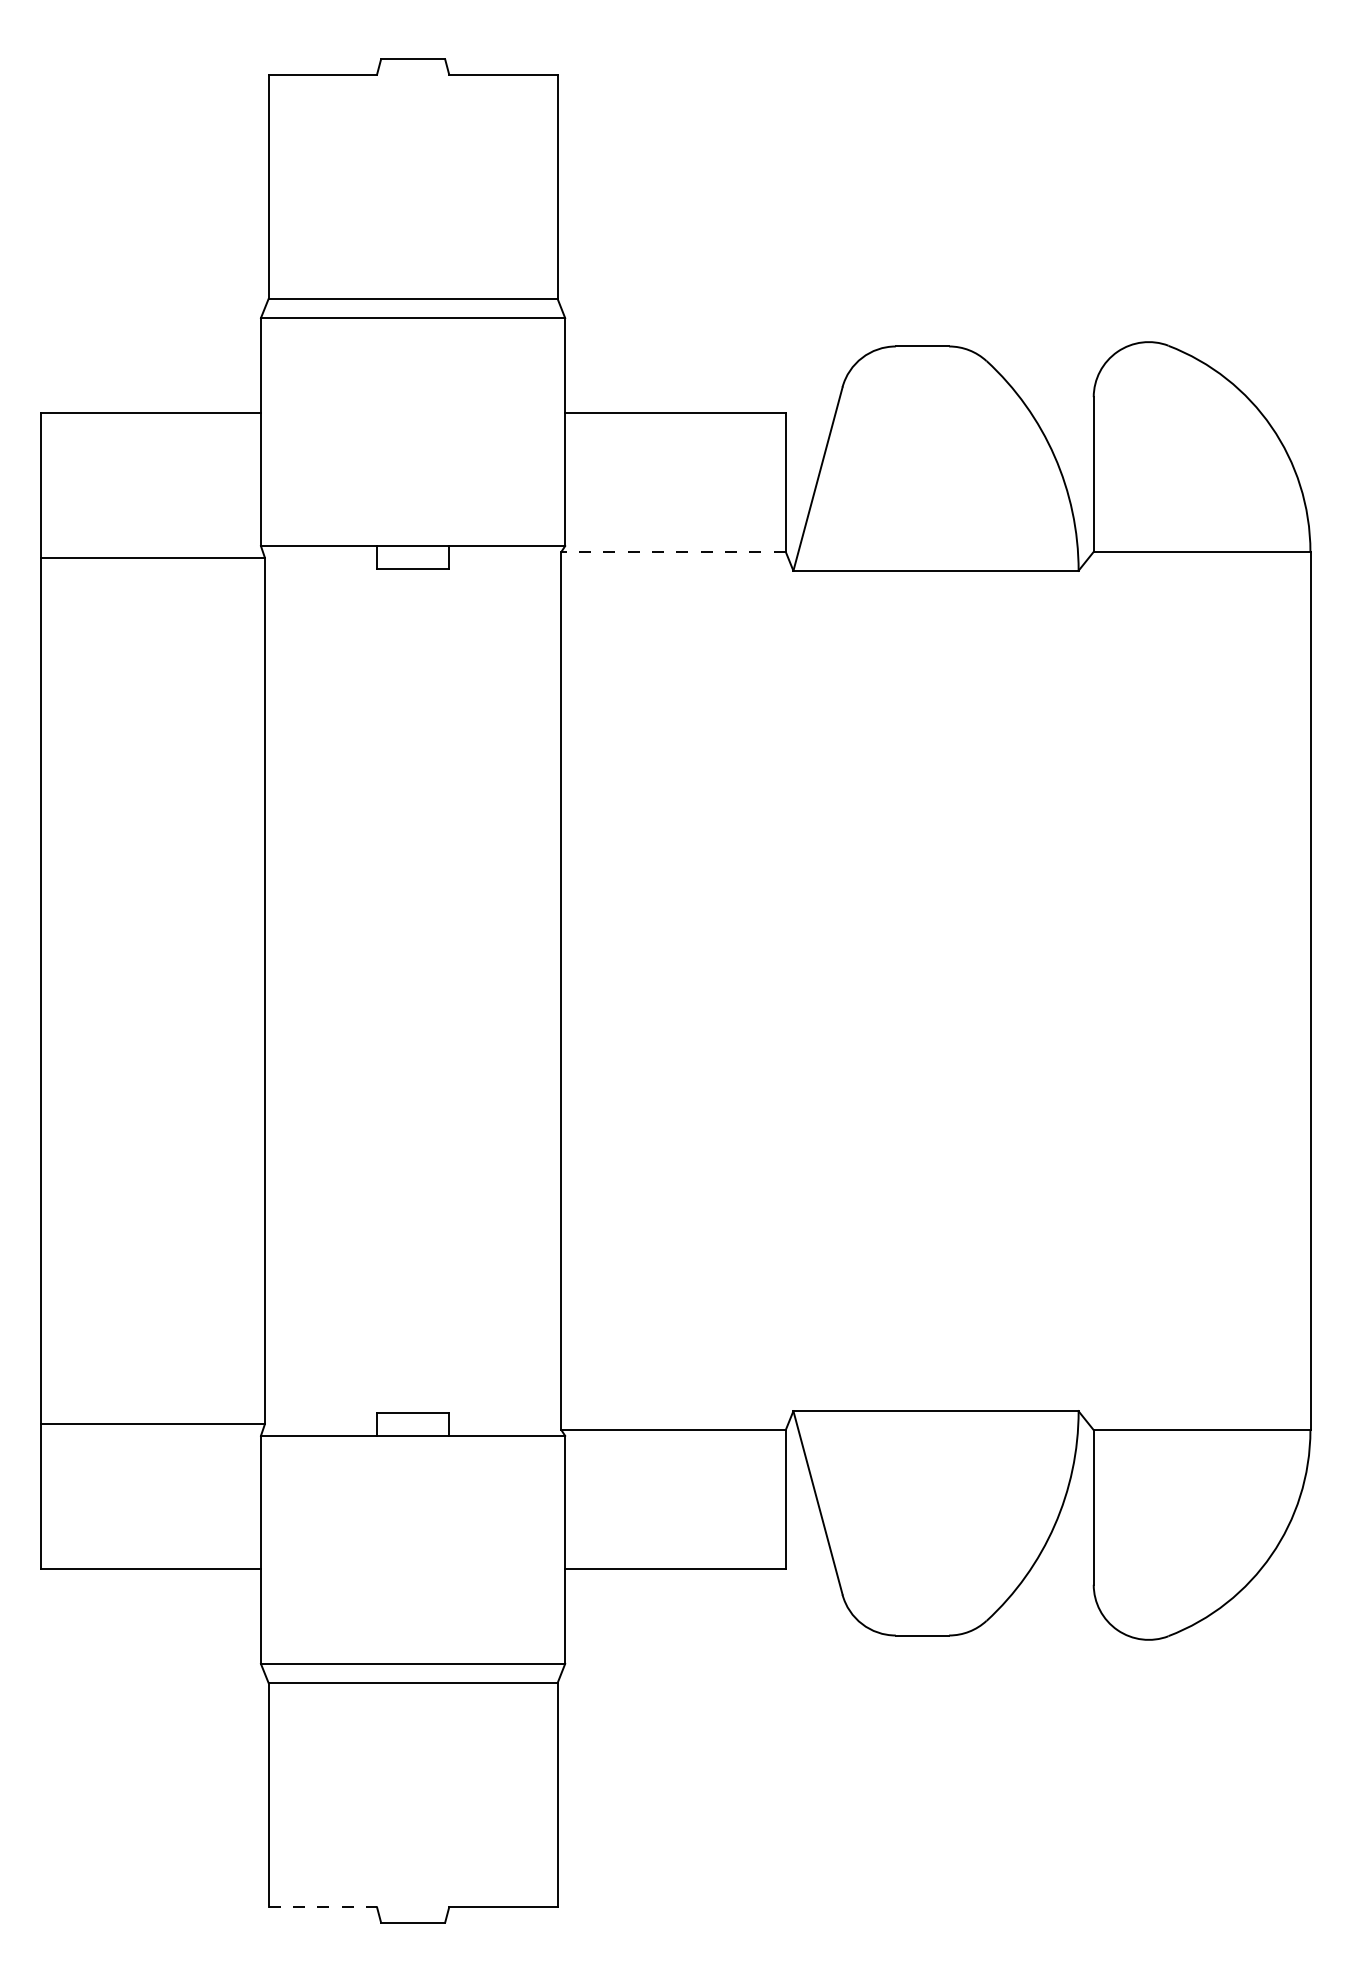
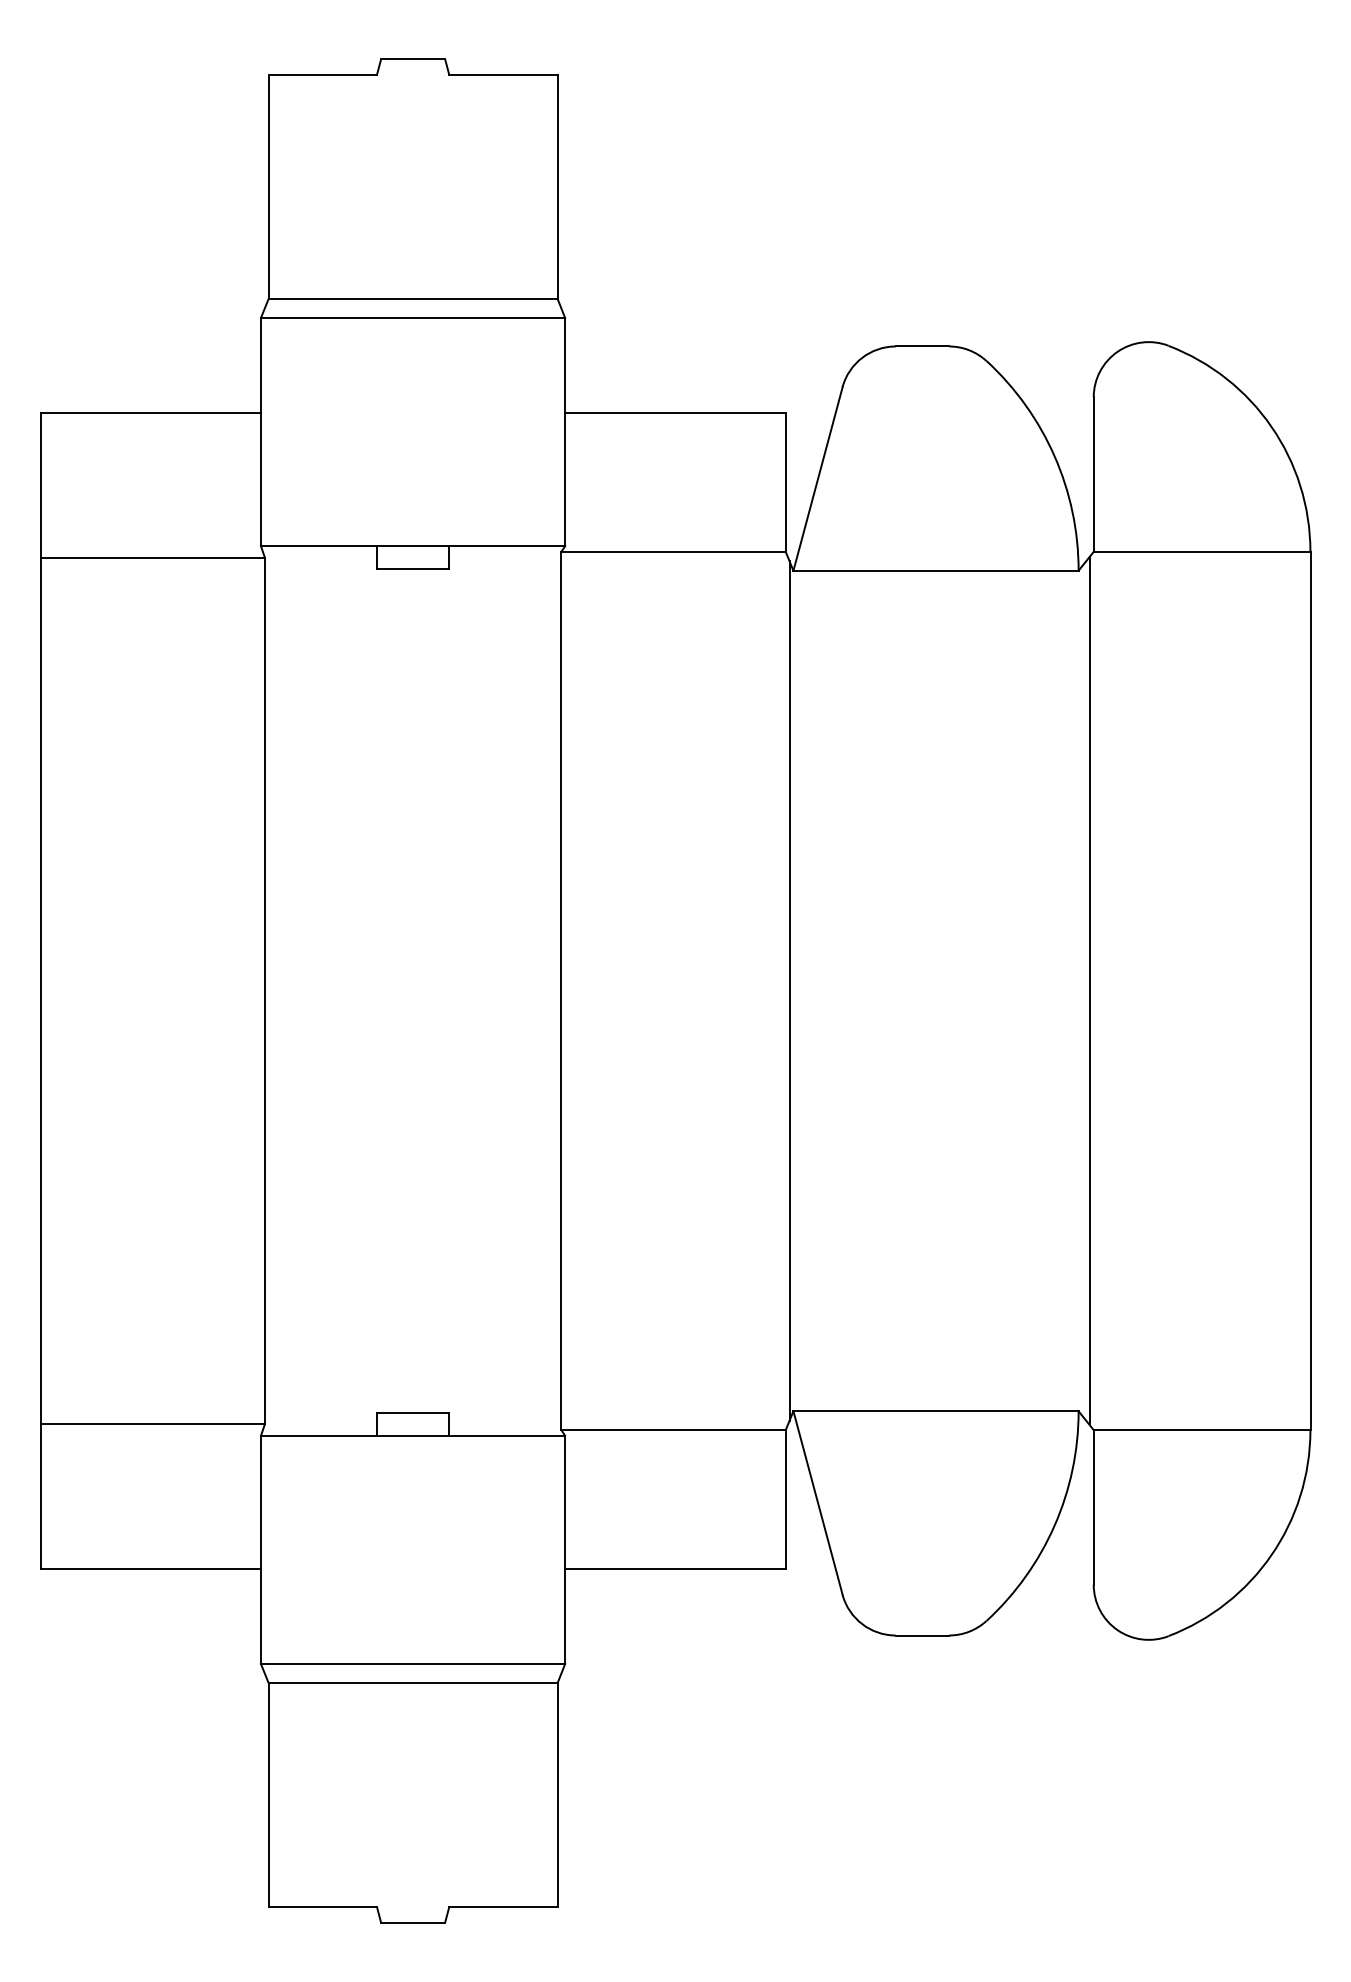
line: dashed -> solid (673, 551)
line: none -> present (789, 990)
line: none -> present (1089, 990)
line: dashed -> solid (323, 1907)
